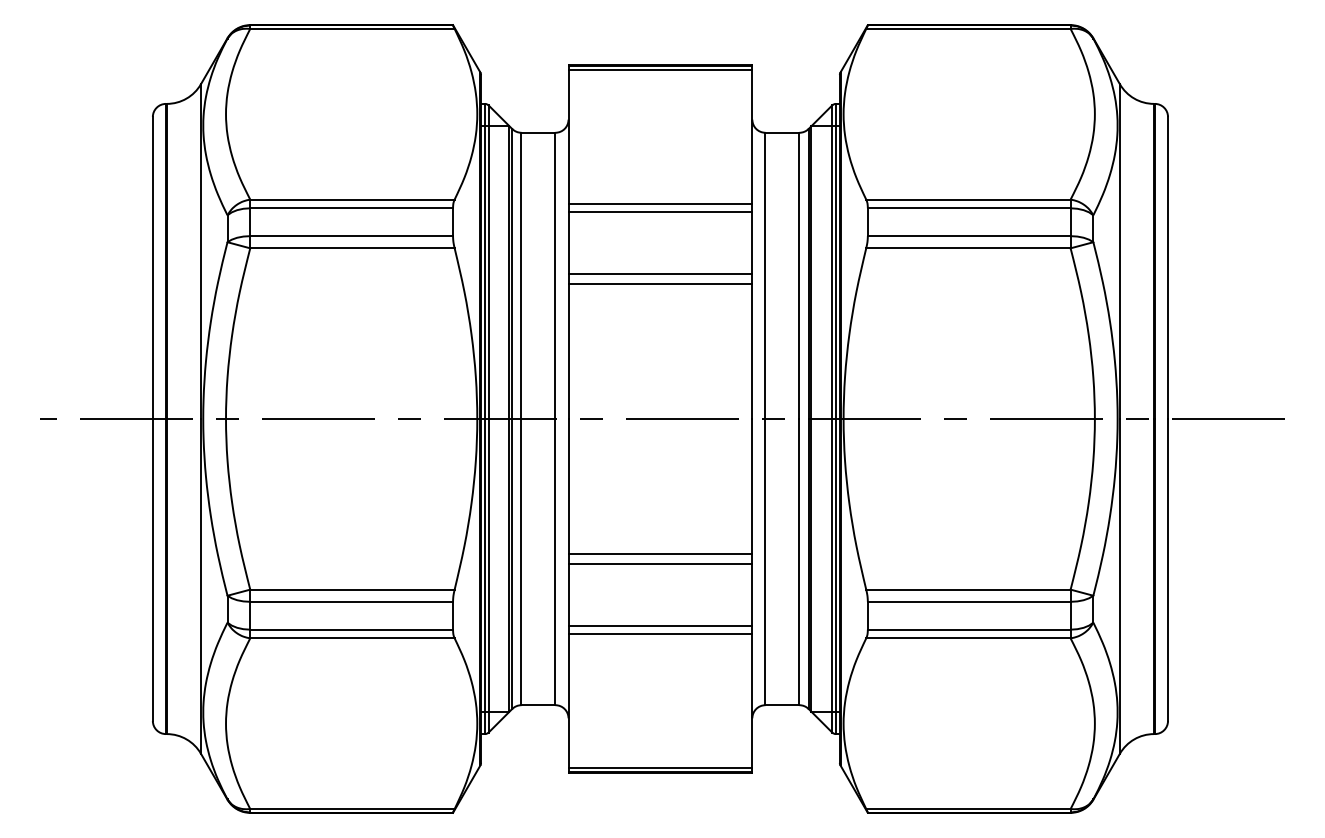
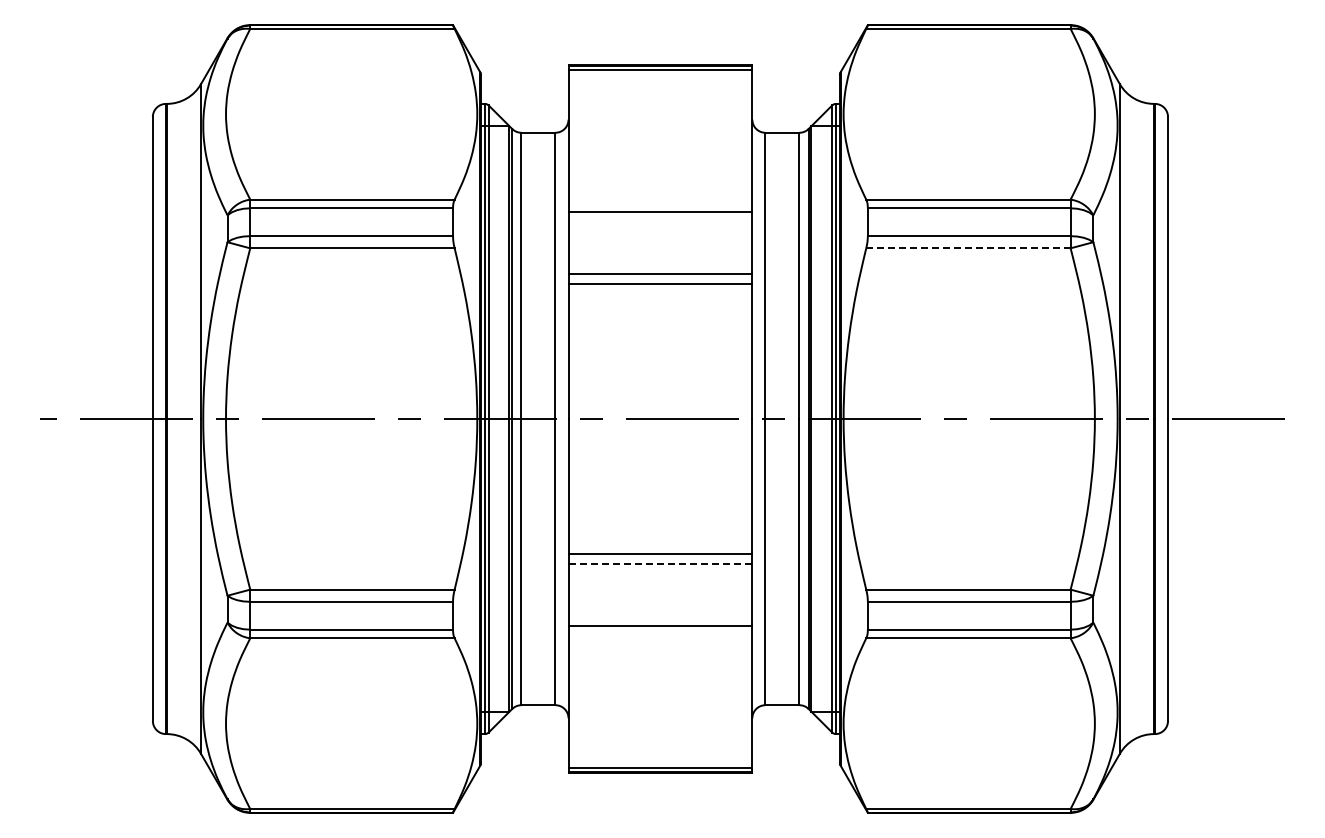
line: present -> none (660, 204)
line: solid -> dashed (967, 248)
line: solid -> dashed (660, 564)
line: present -> none (660, 633)
